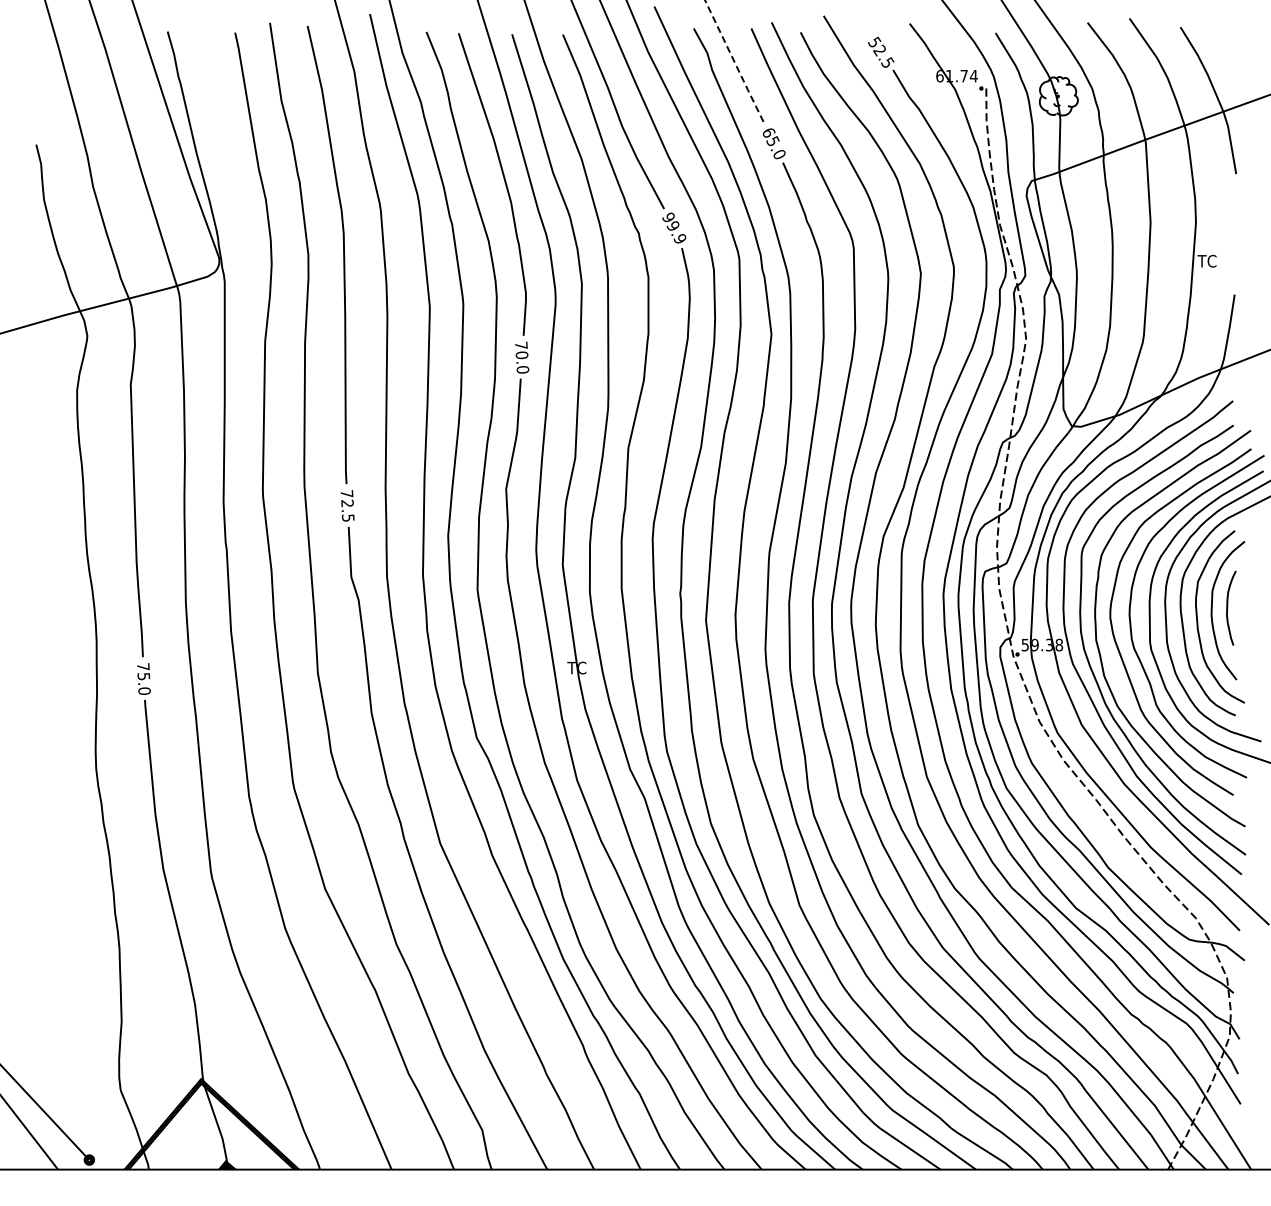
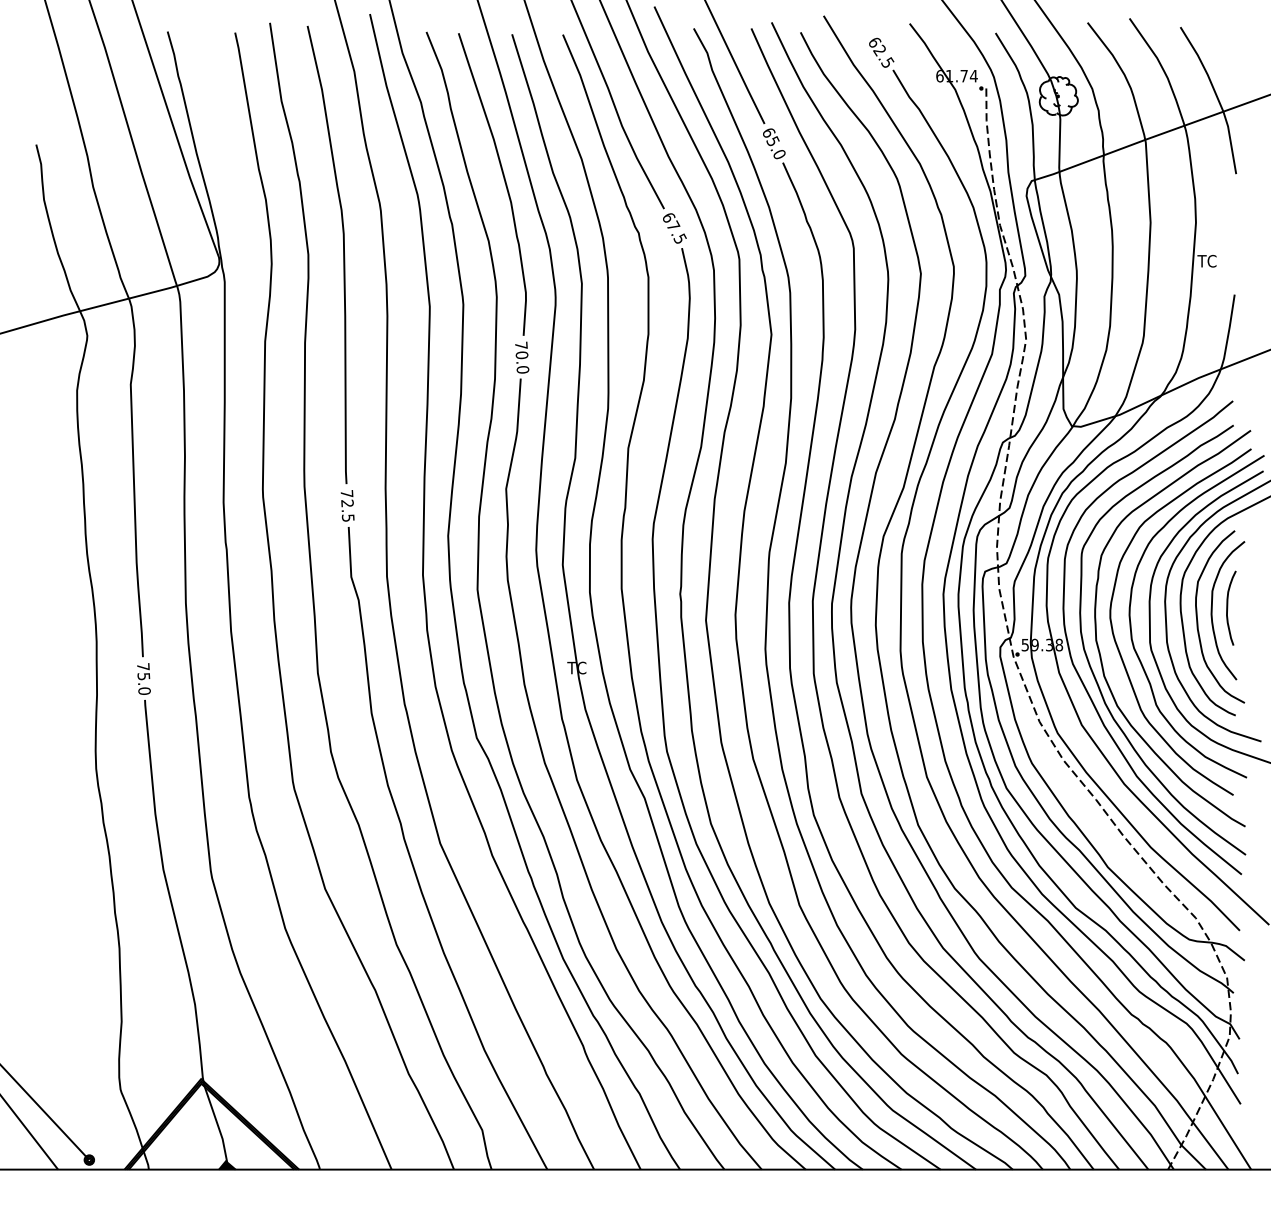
text: 52.5 -> 62.5 (874, 41)
line: dashed -> solid (735, 63)
text: 99.9 -> 67.5 (674, 227)
